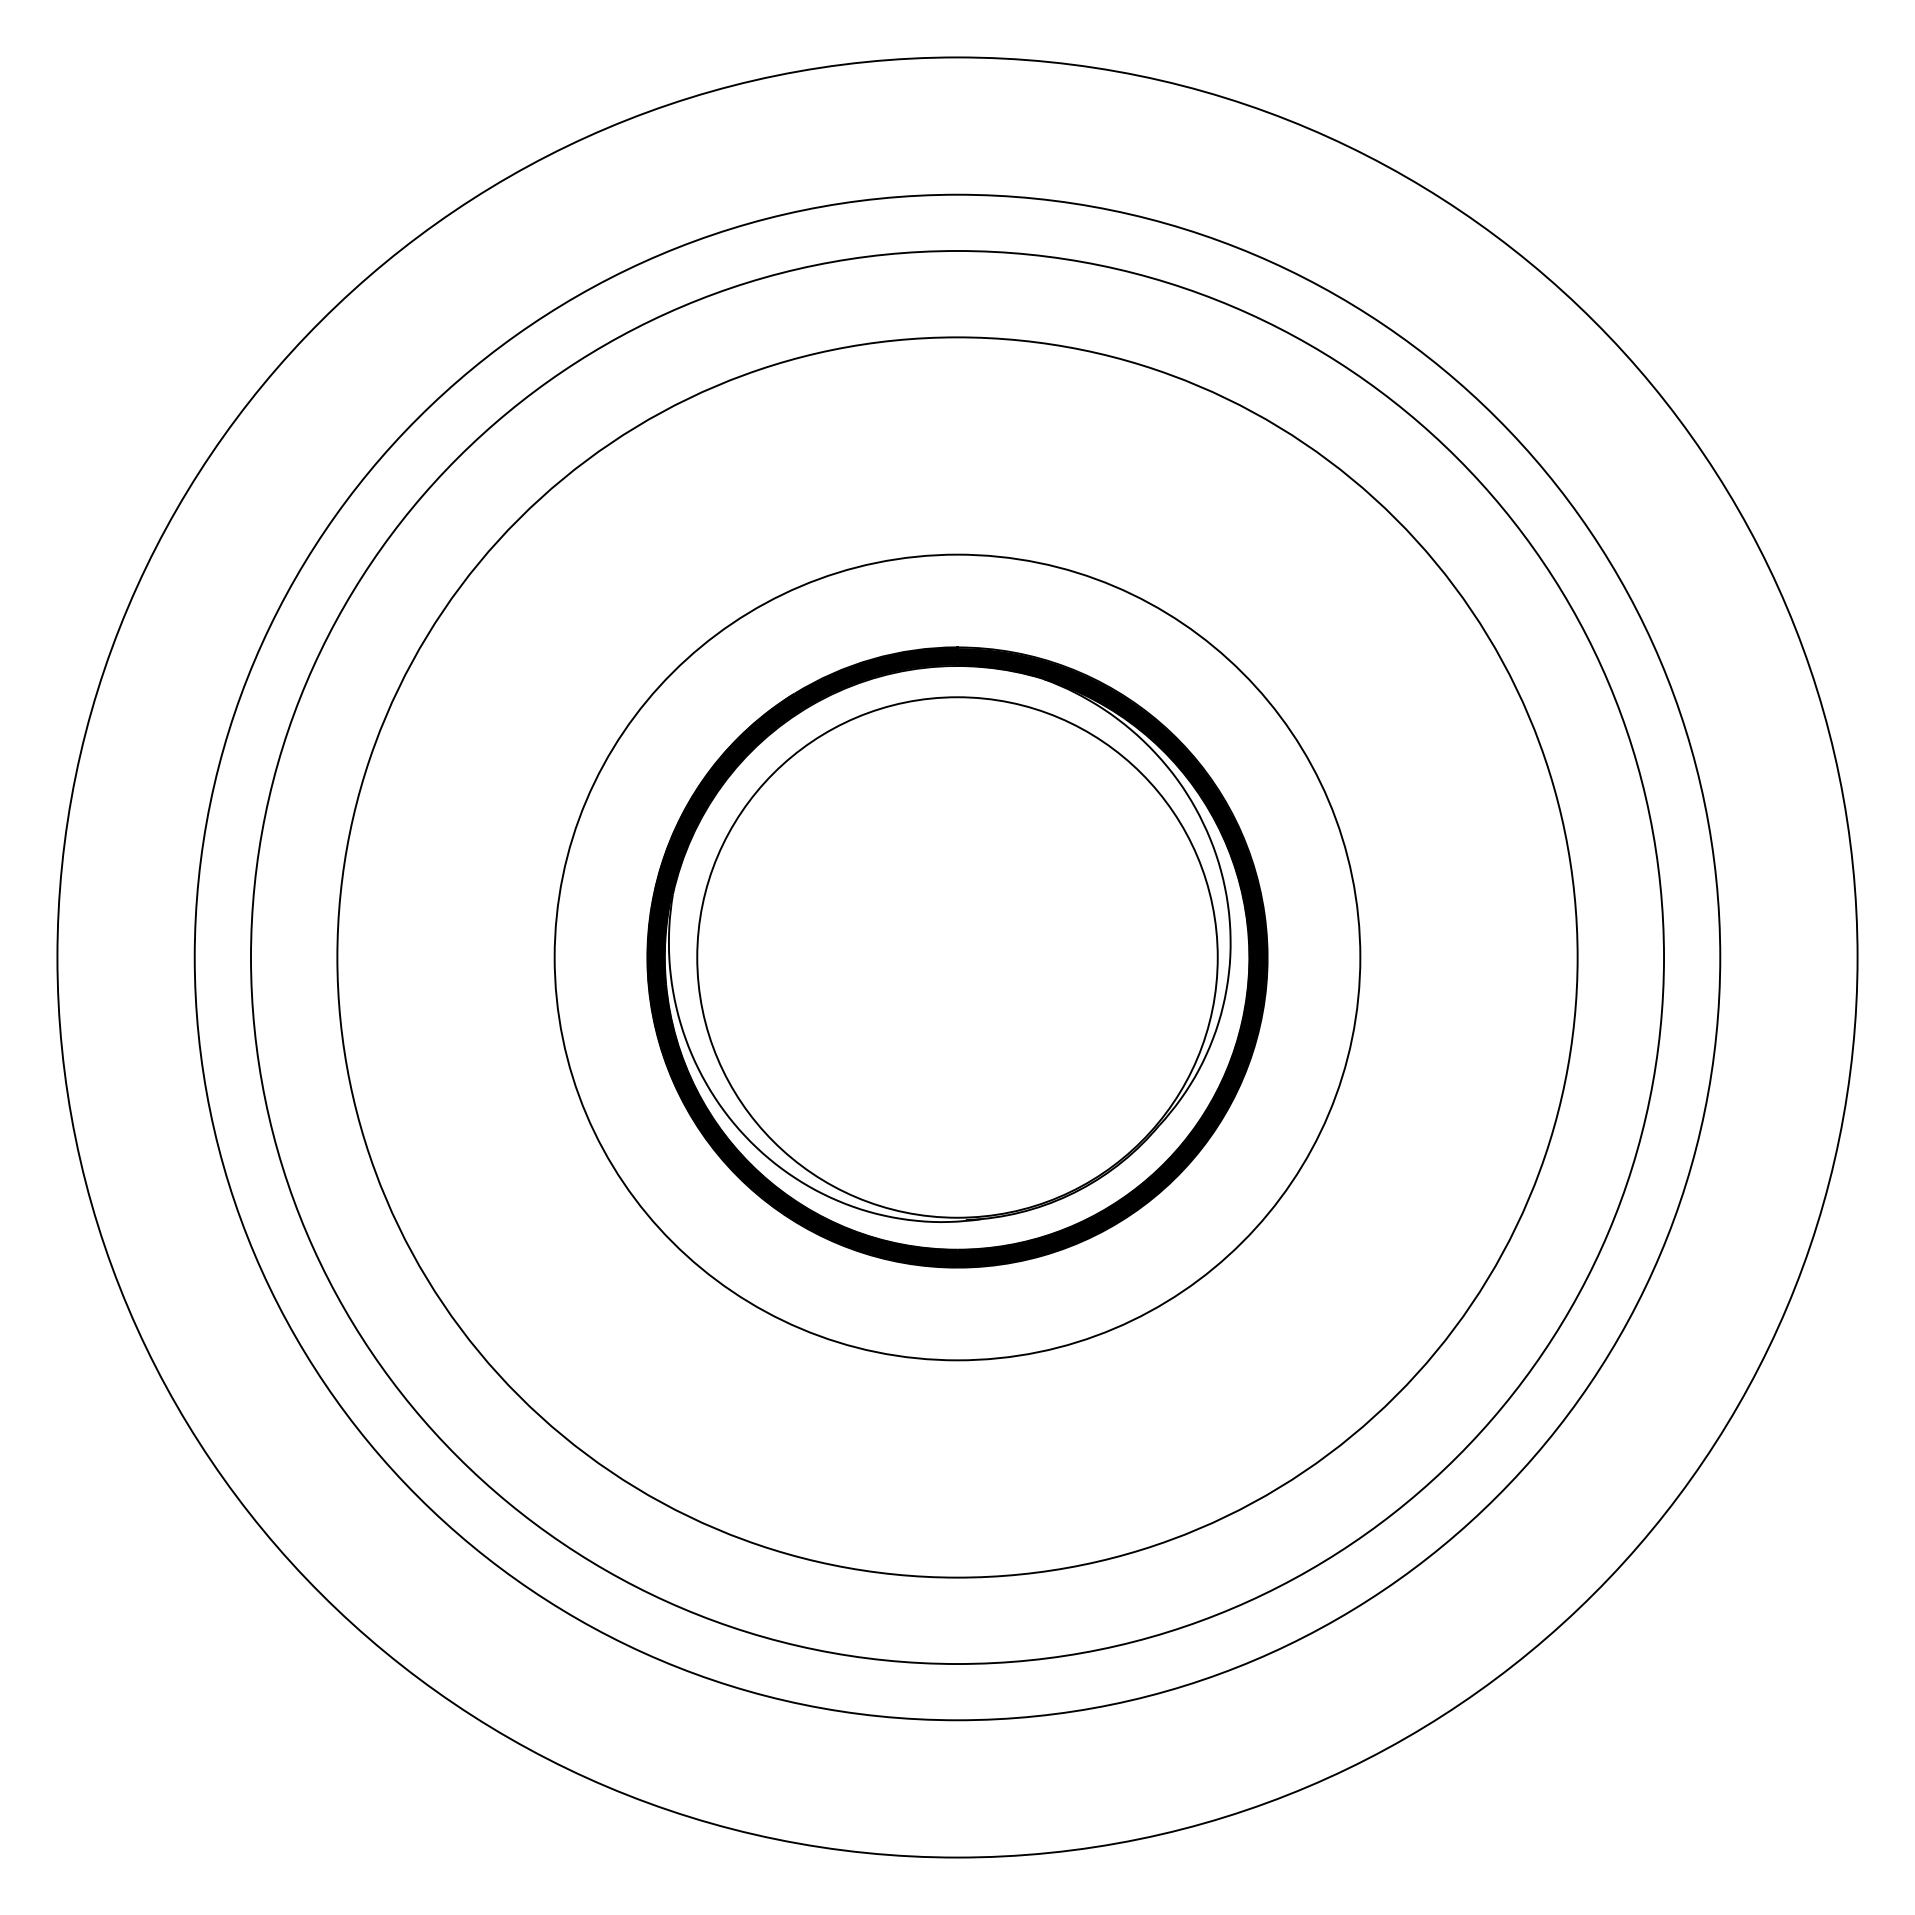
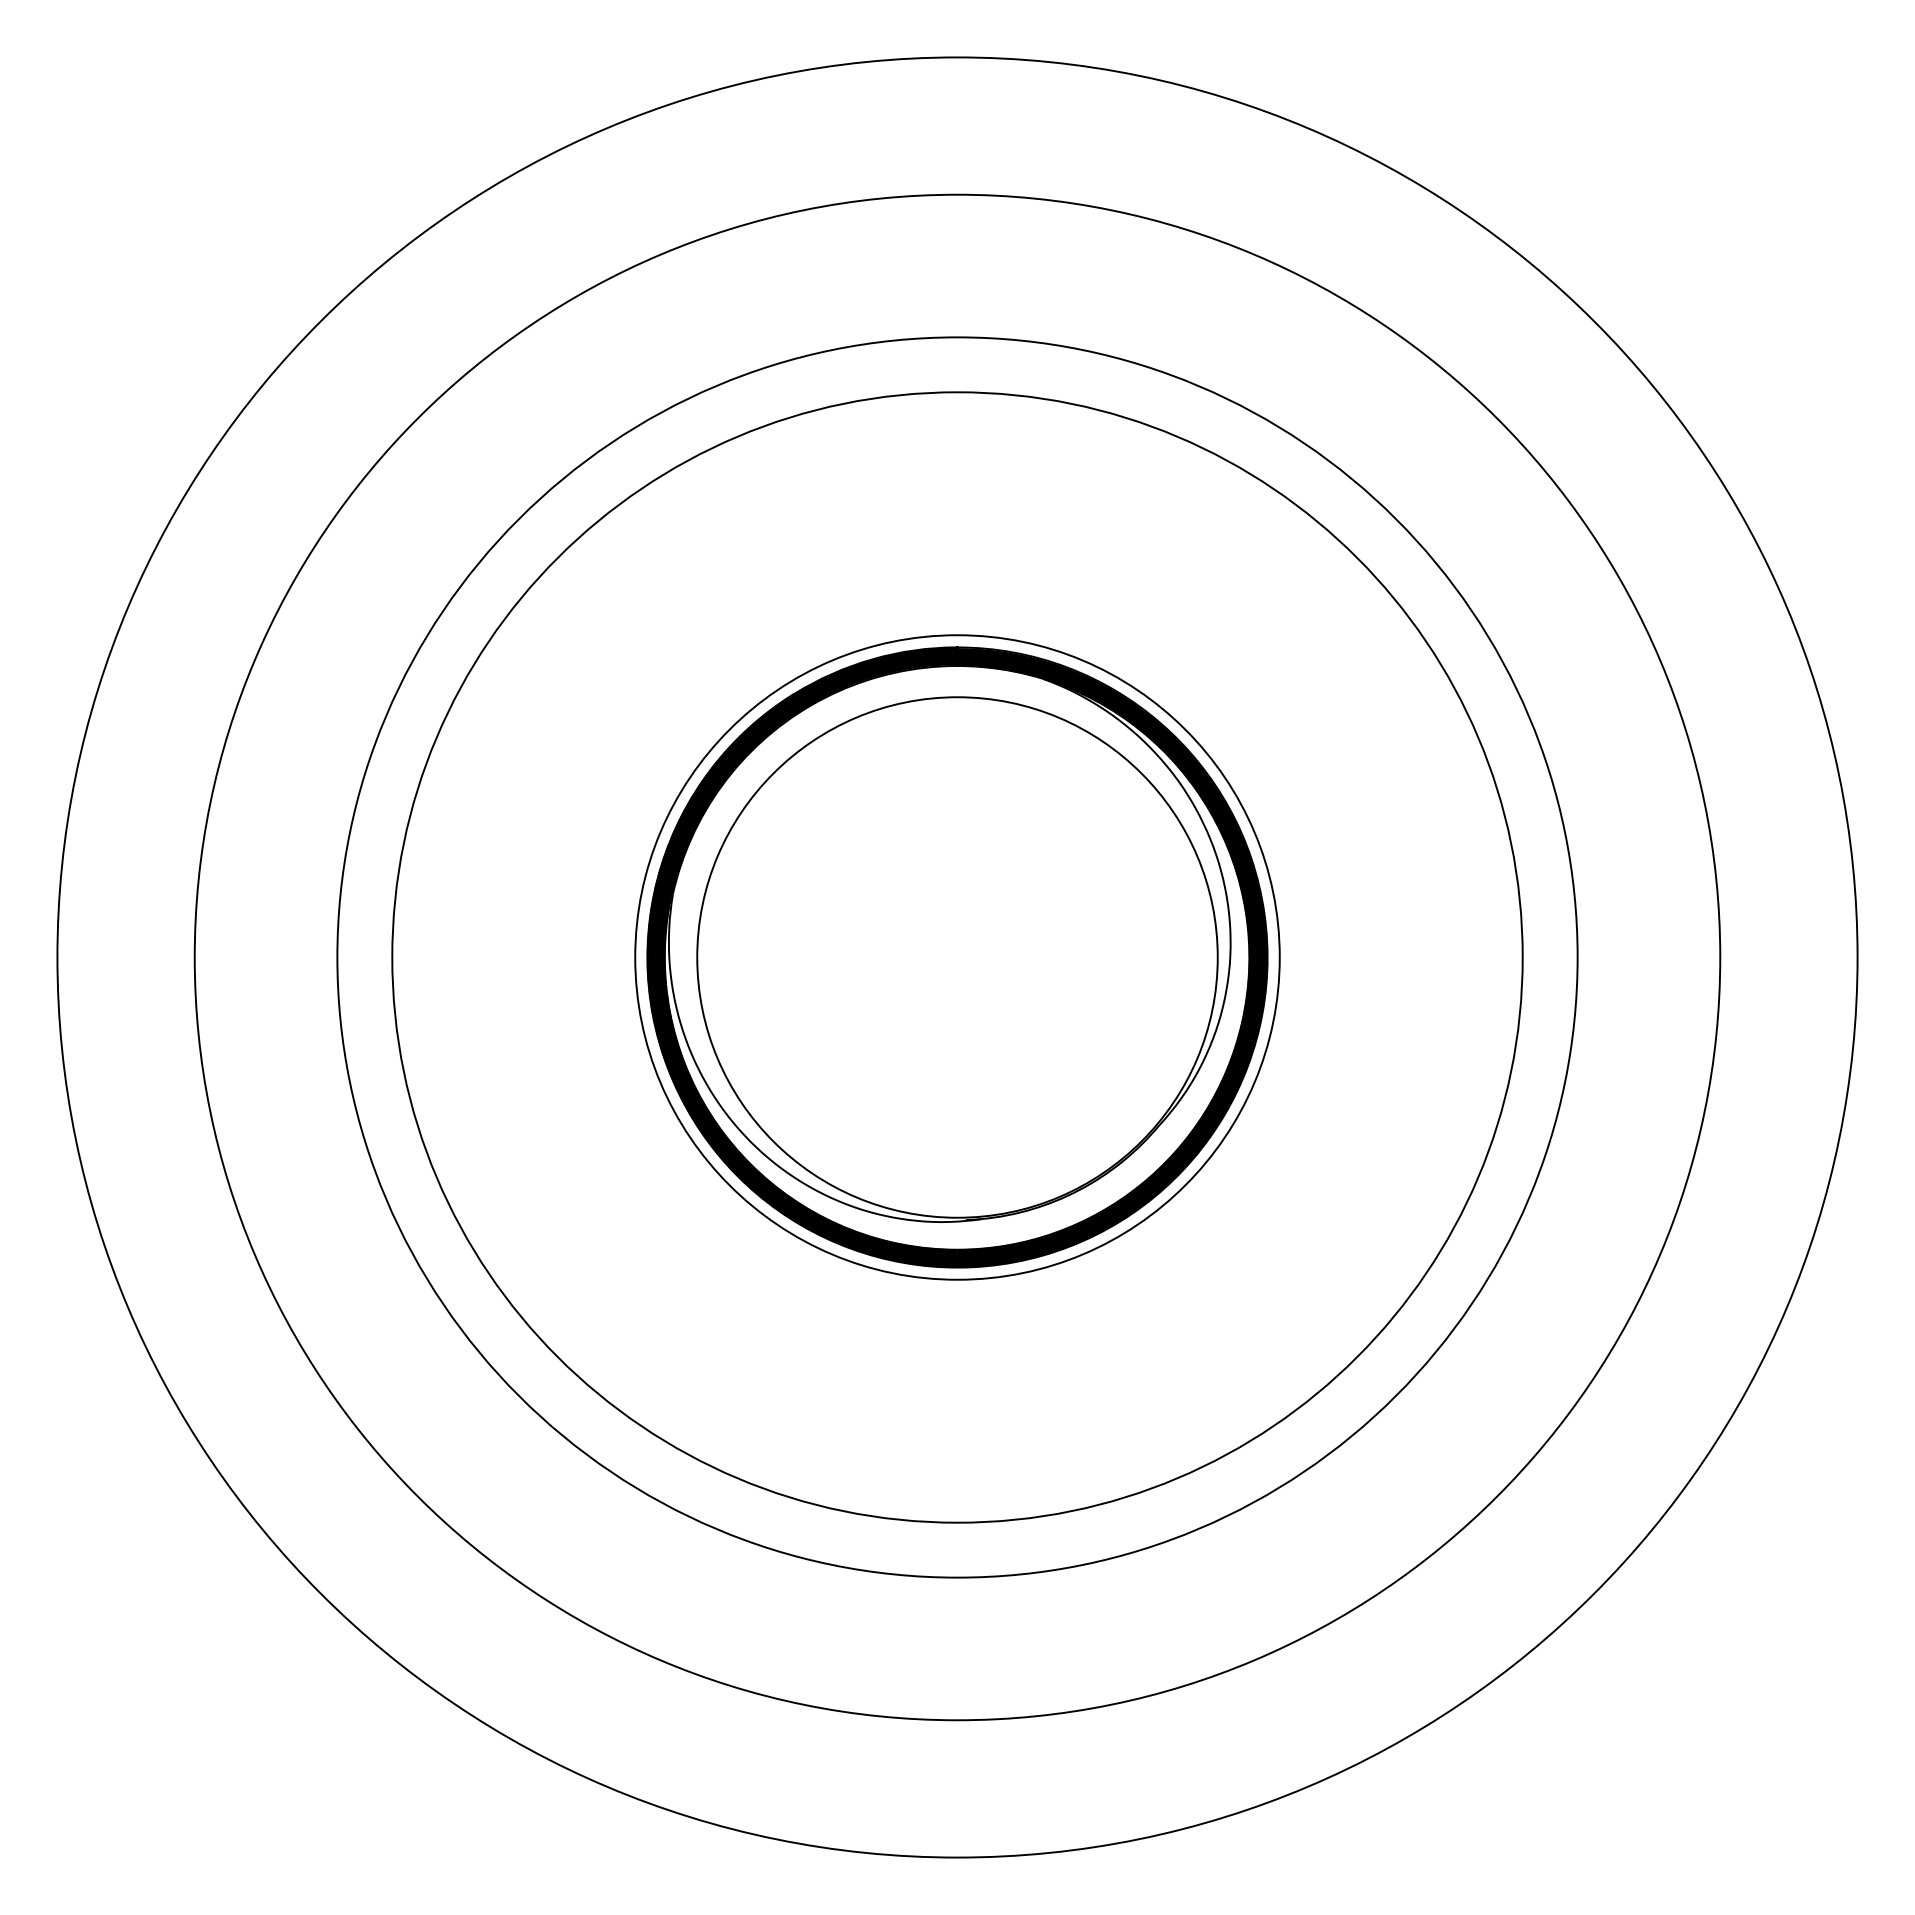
circle diameter: 1413 px -> 1130 px (957, 957)
circle diameter: 806 px -> 645 px (957, 957)
